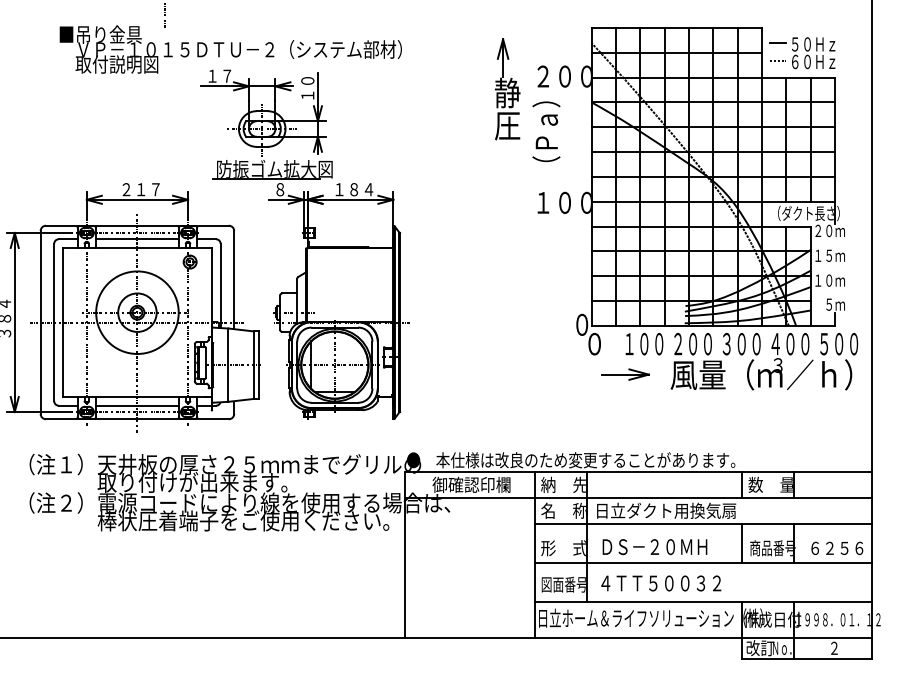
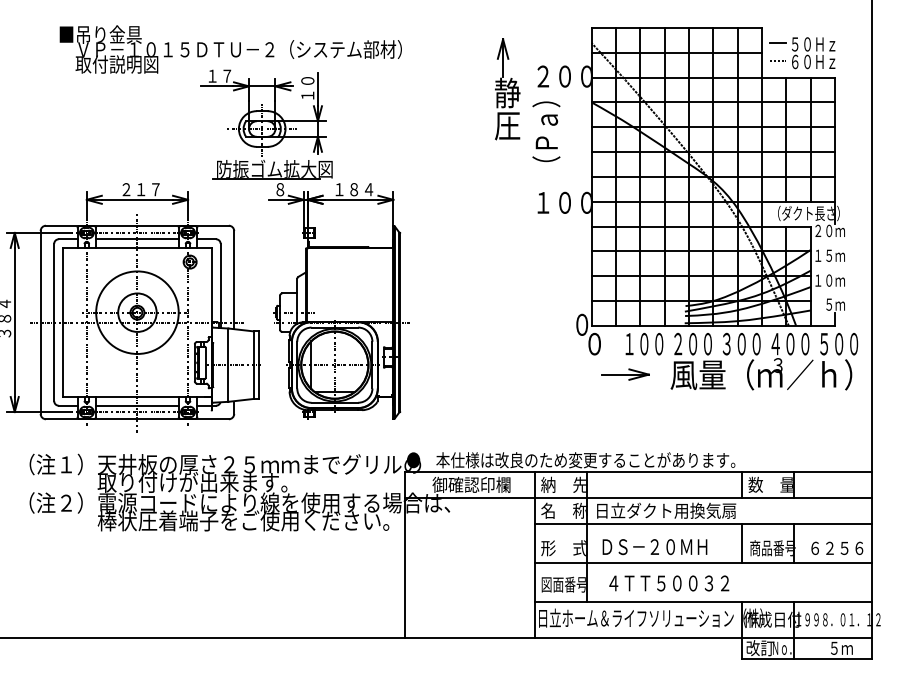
line: present -> none (165, 14)
text position: (661, 583) -> (669, 583) (669, 583)
text: ２ -> ５ｍ (841, 647)
